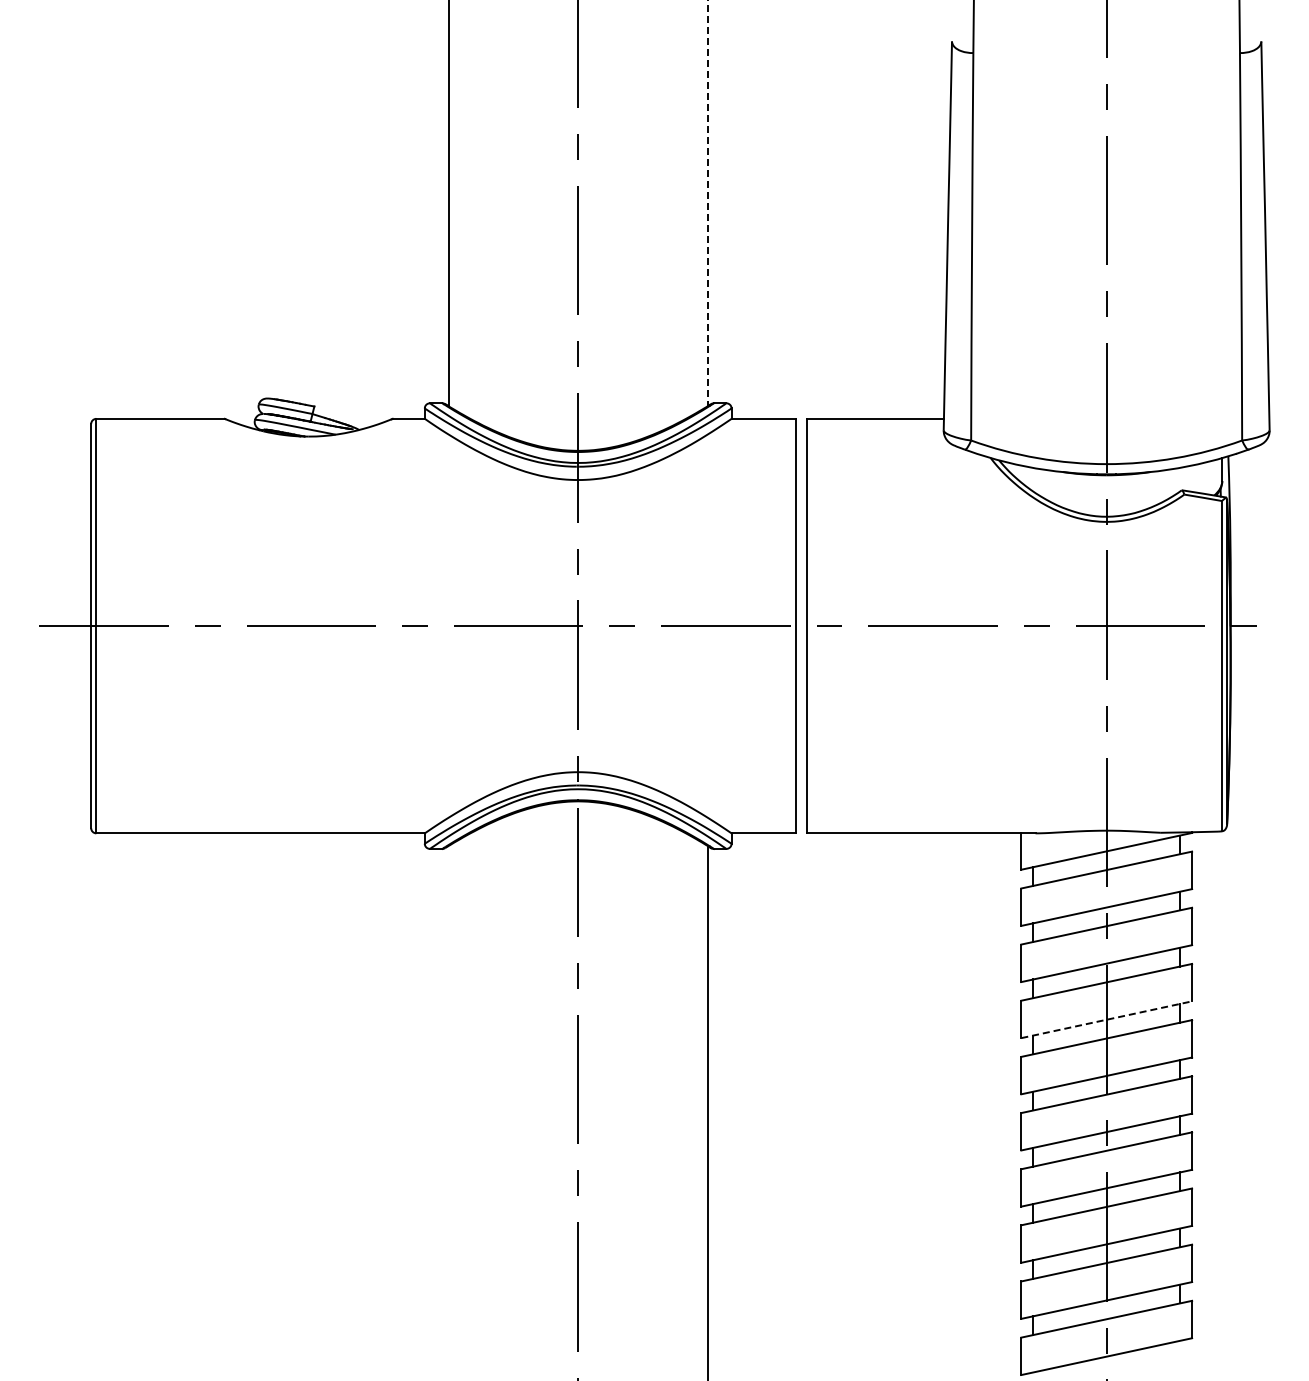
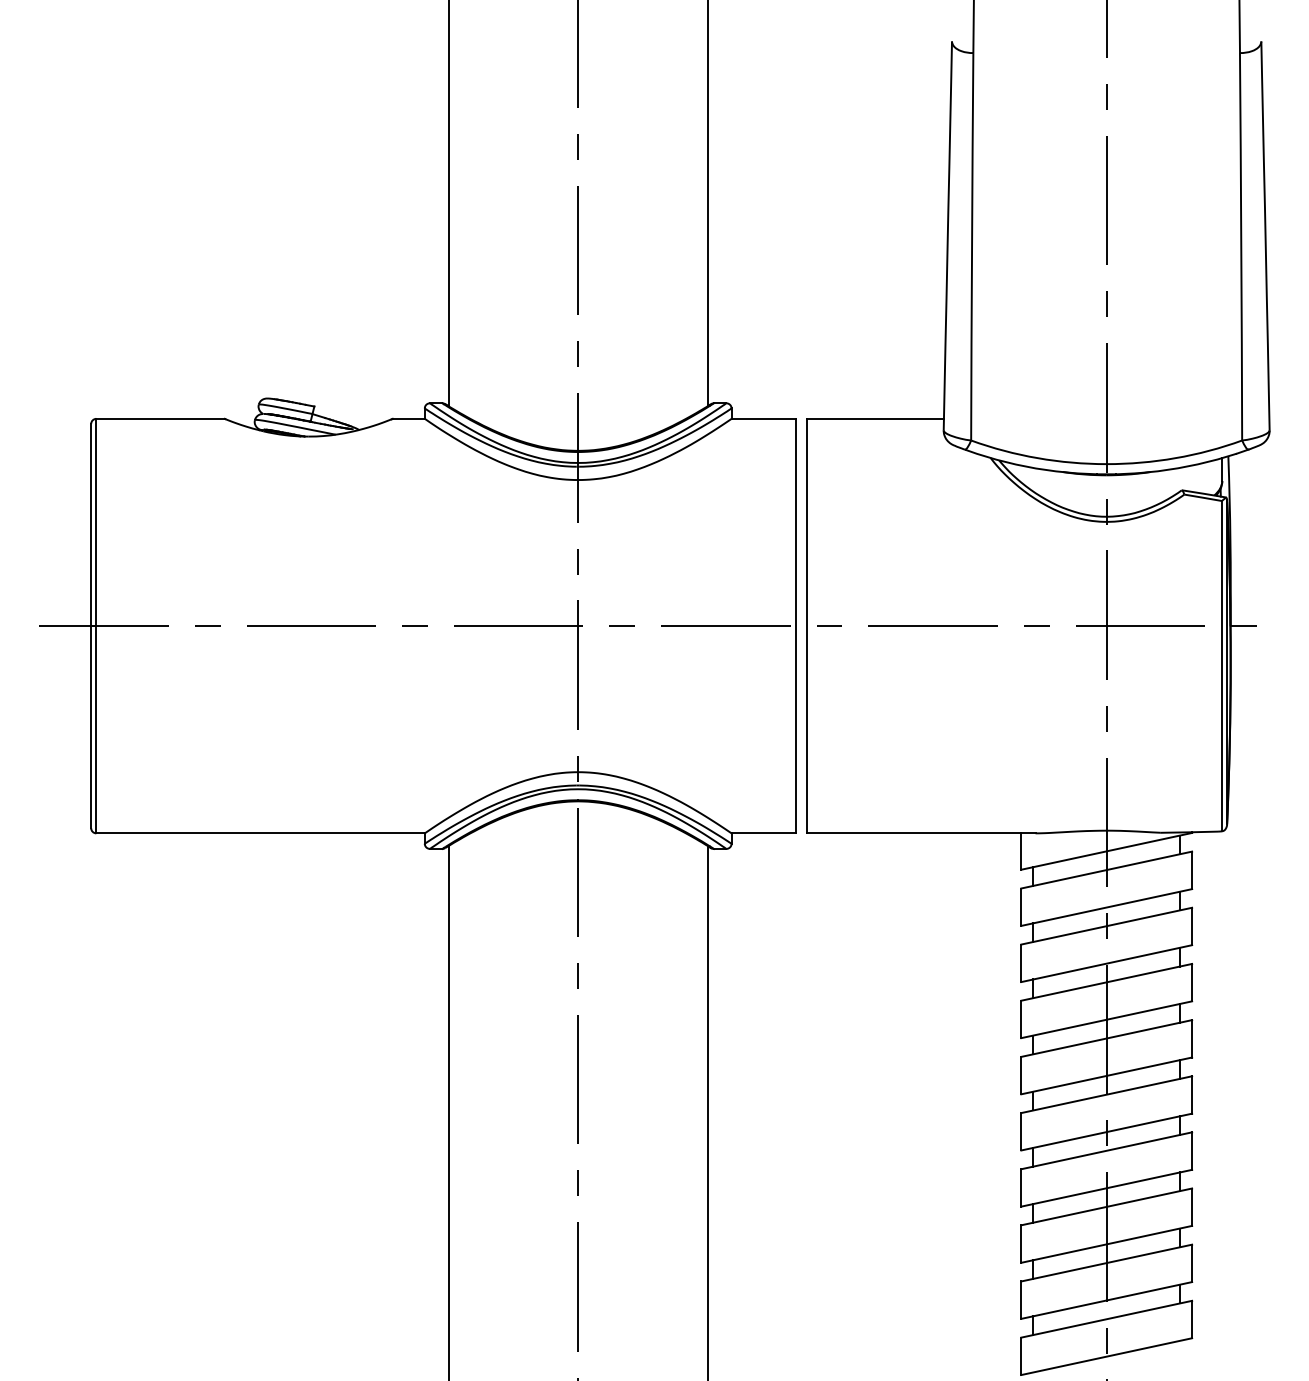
line: dashed -> solid (707, 203)
line: dashed -> solid (1107, 1019)
line: none -> present (448, 1111)
